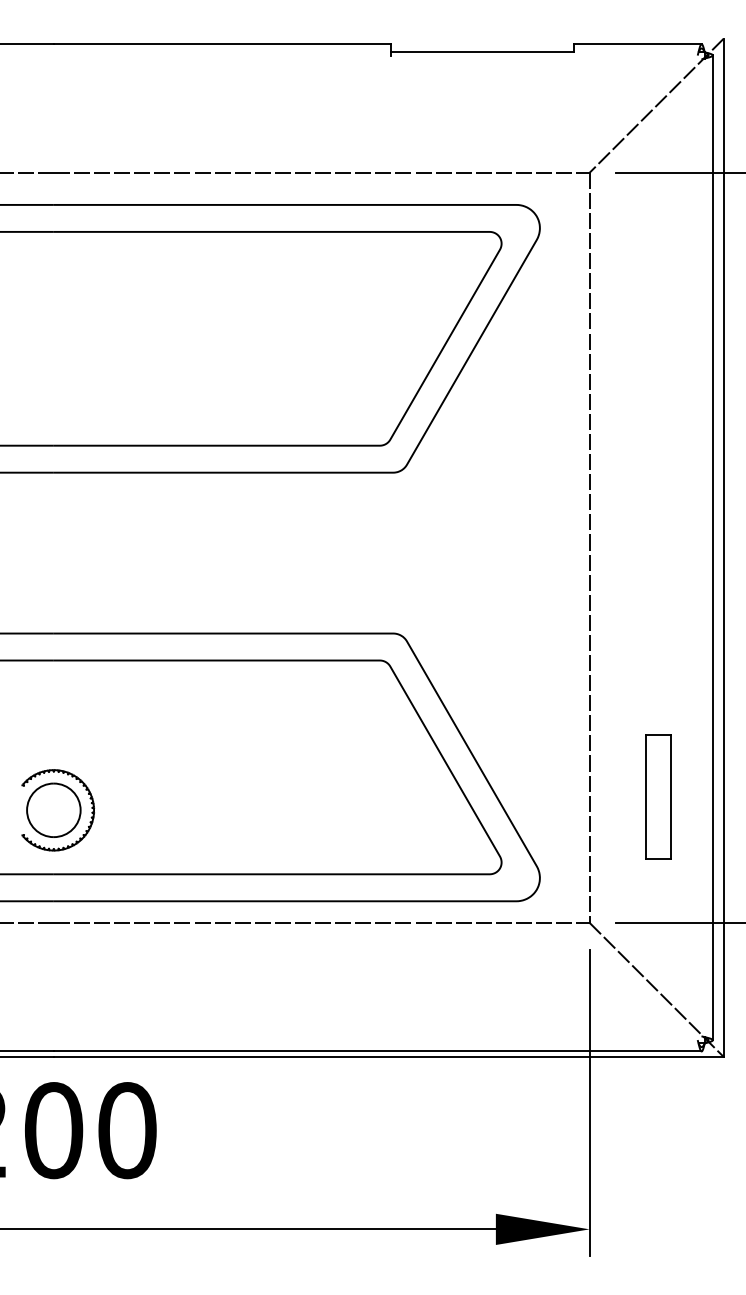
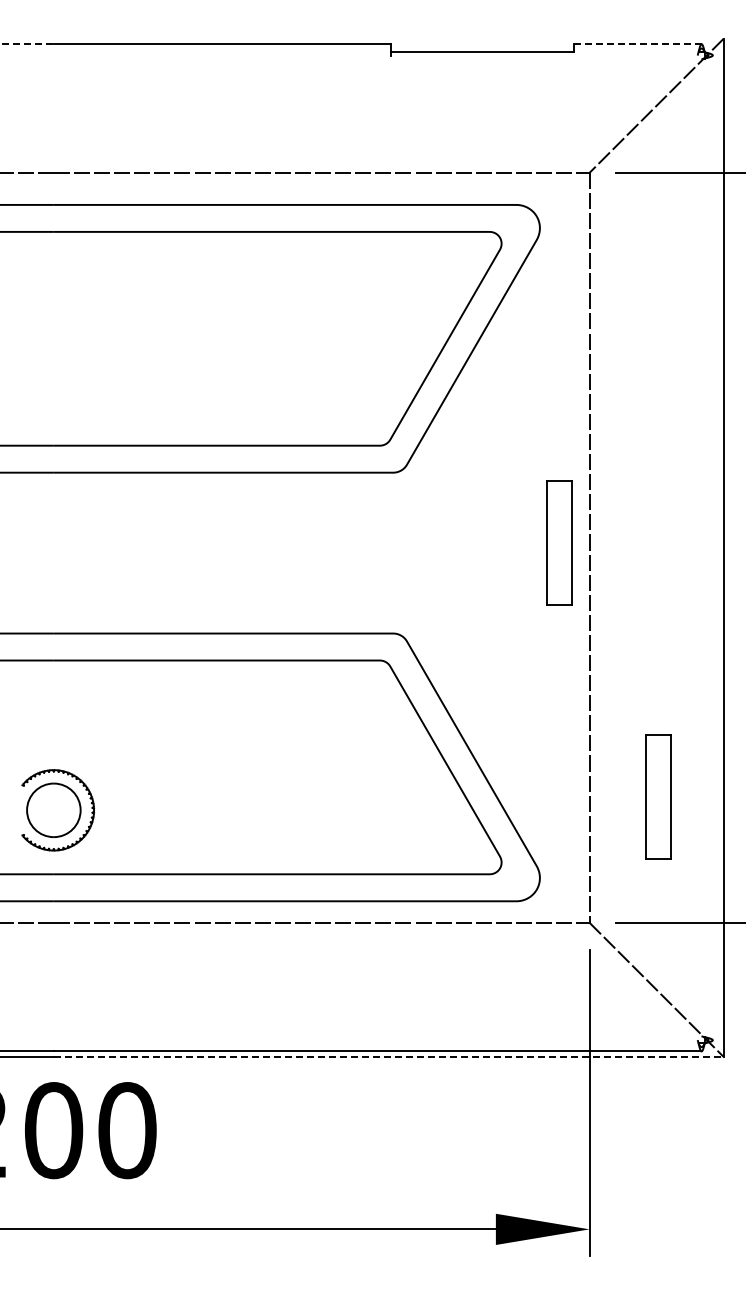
line: solid -> dashed (27, 44)
line: solid -> dashed (637, 44)
part: none -> present (559, 542)
line: present -> none (712, 547)
line: solid -> dashed (388, 1056)
